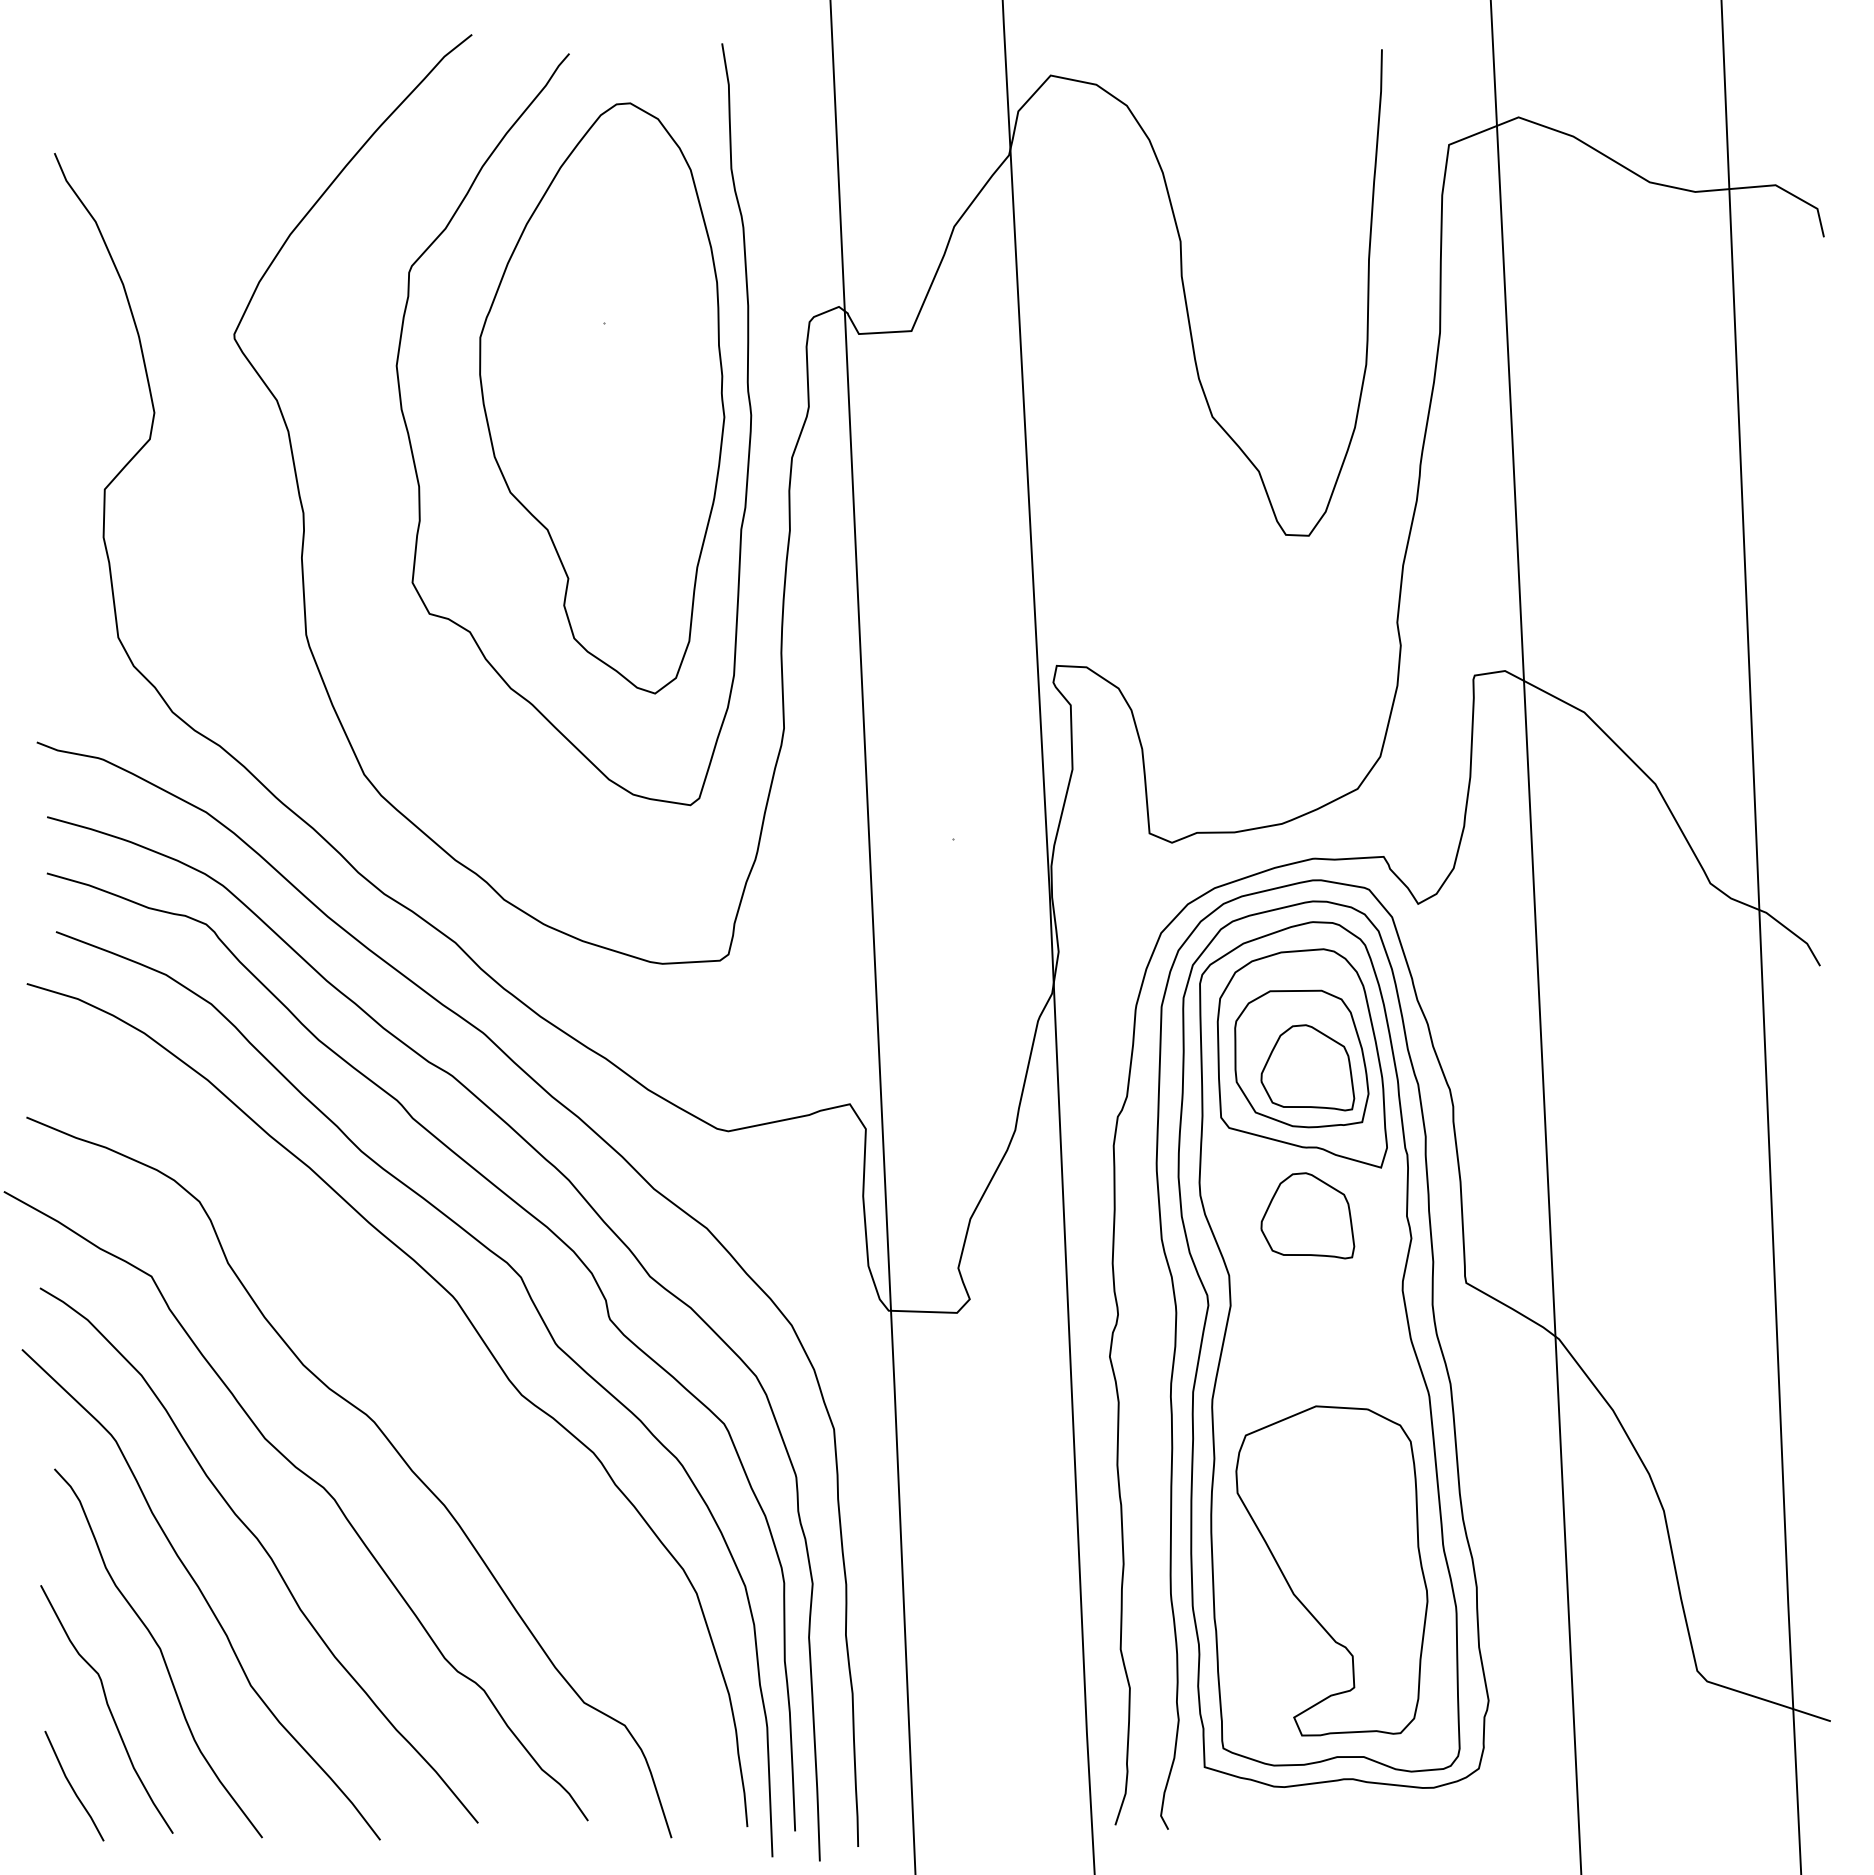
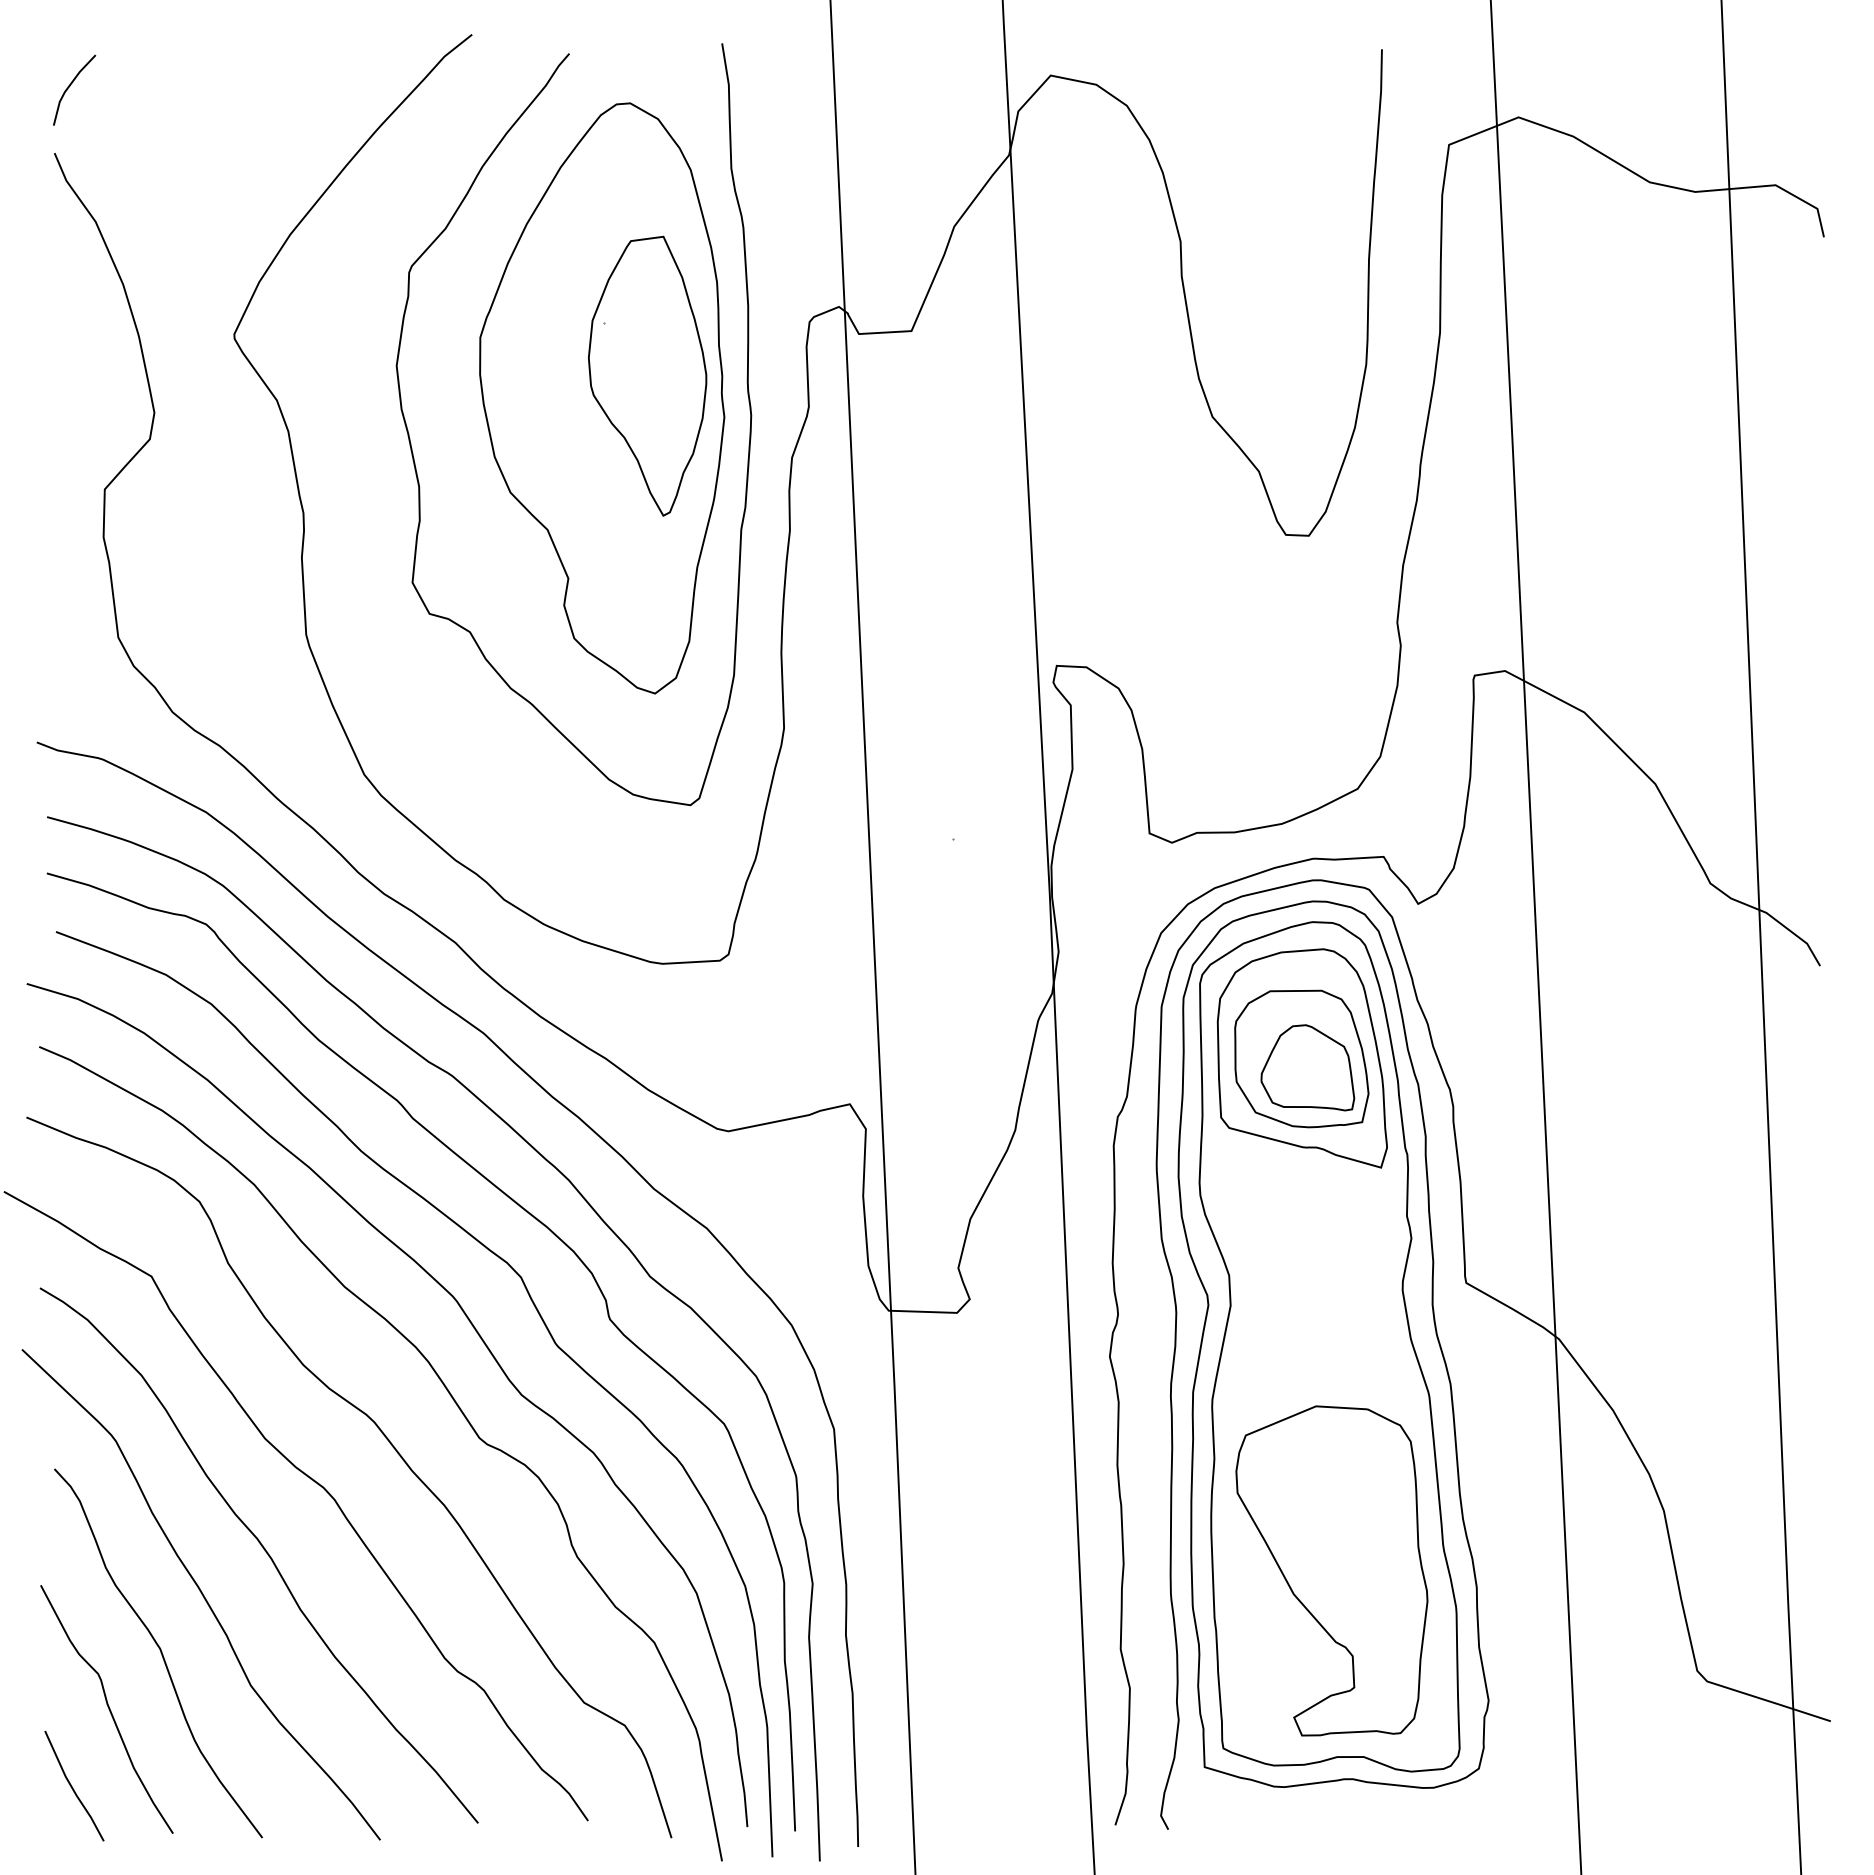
line: none -> present (70, 86)
part: none -> present (647, 375)
part: present -> none (1307, 1215)
curve: none -> present (454, 1402)
